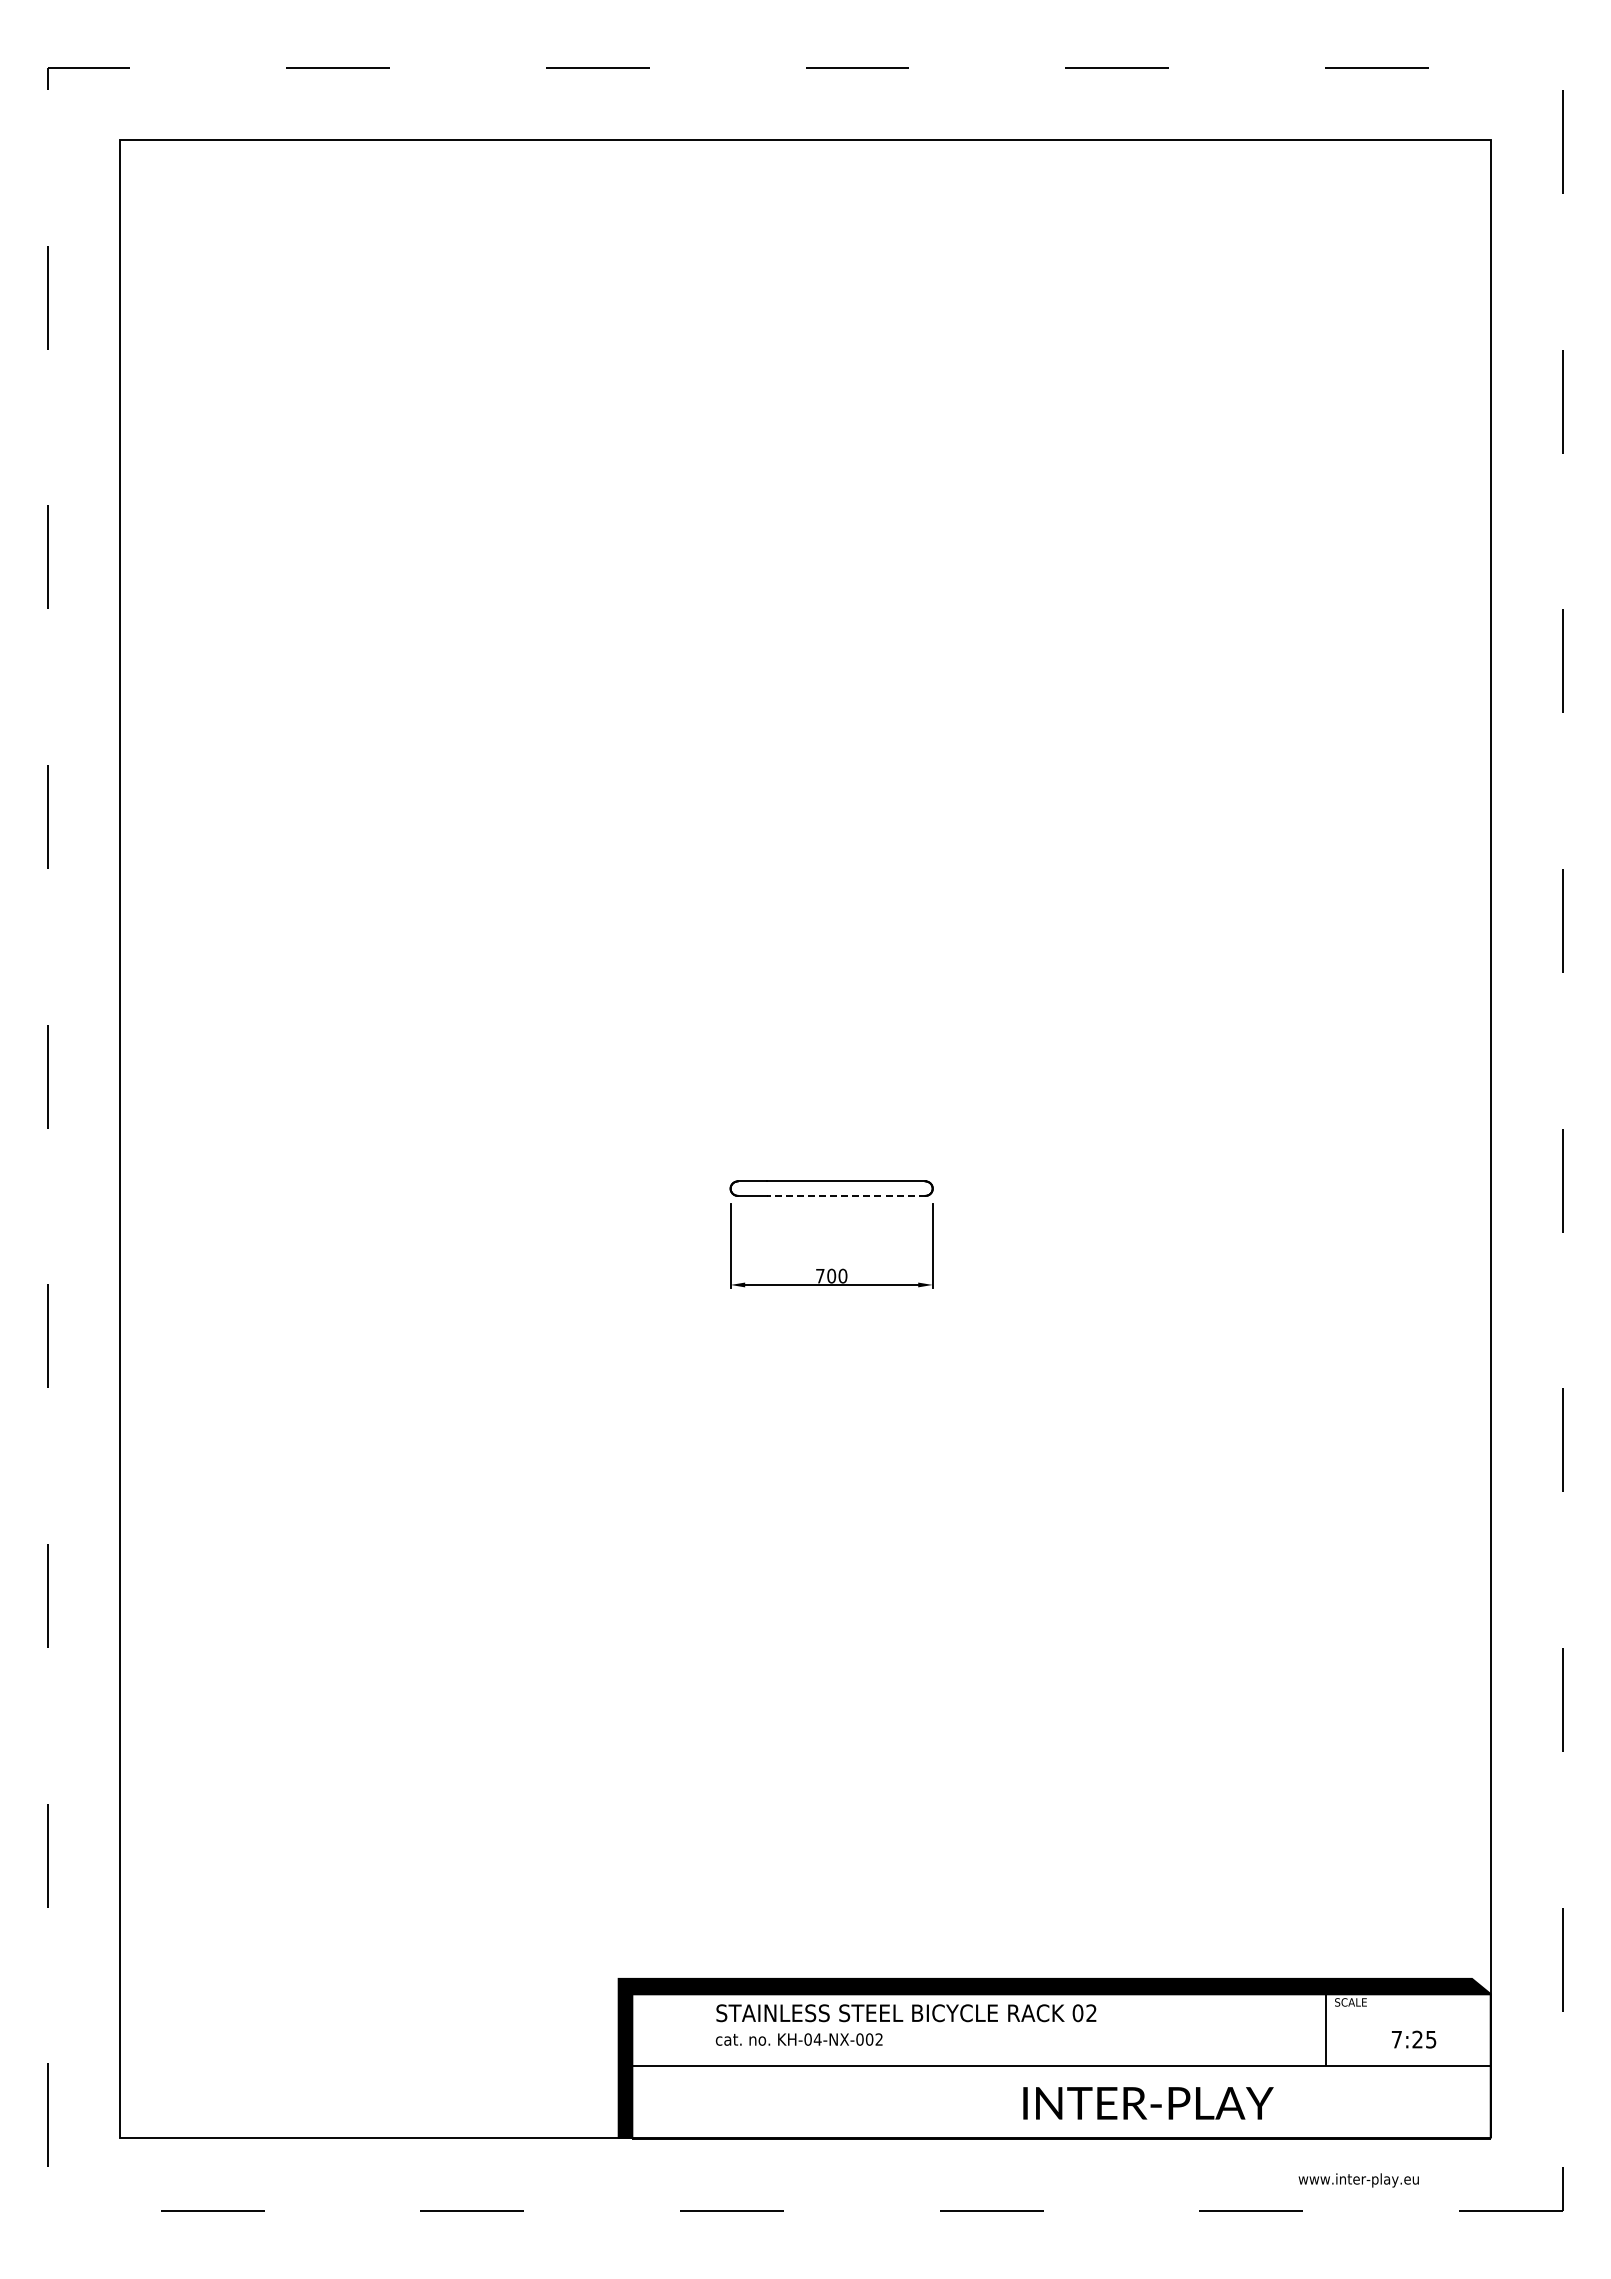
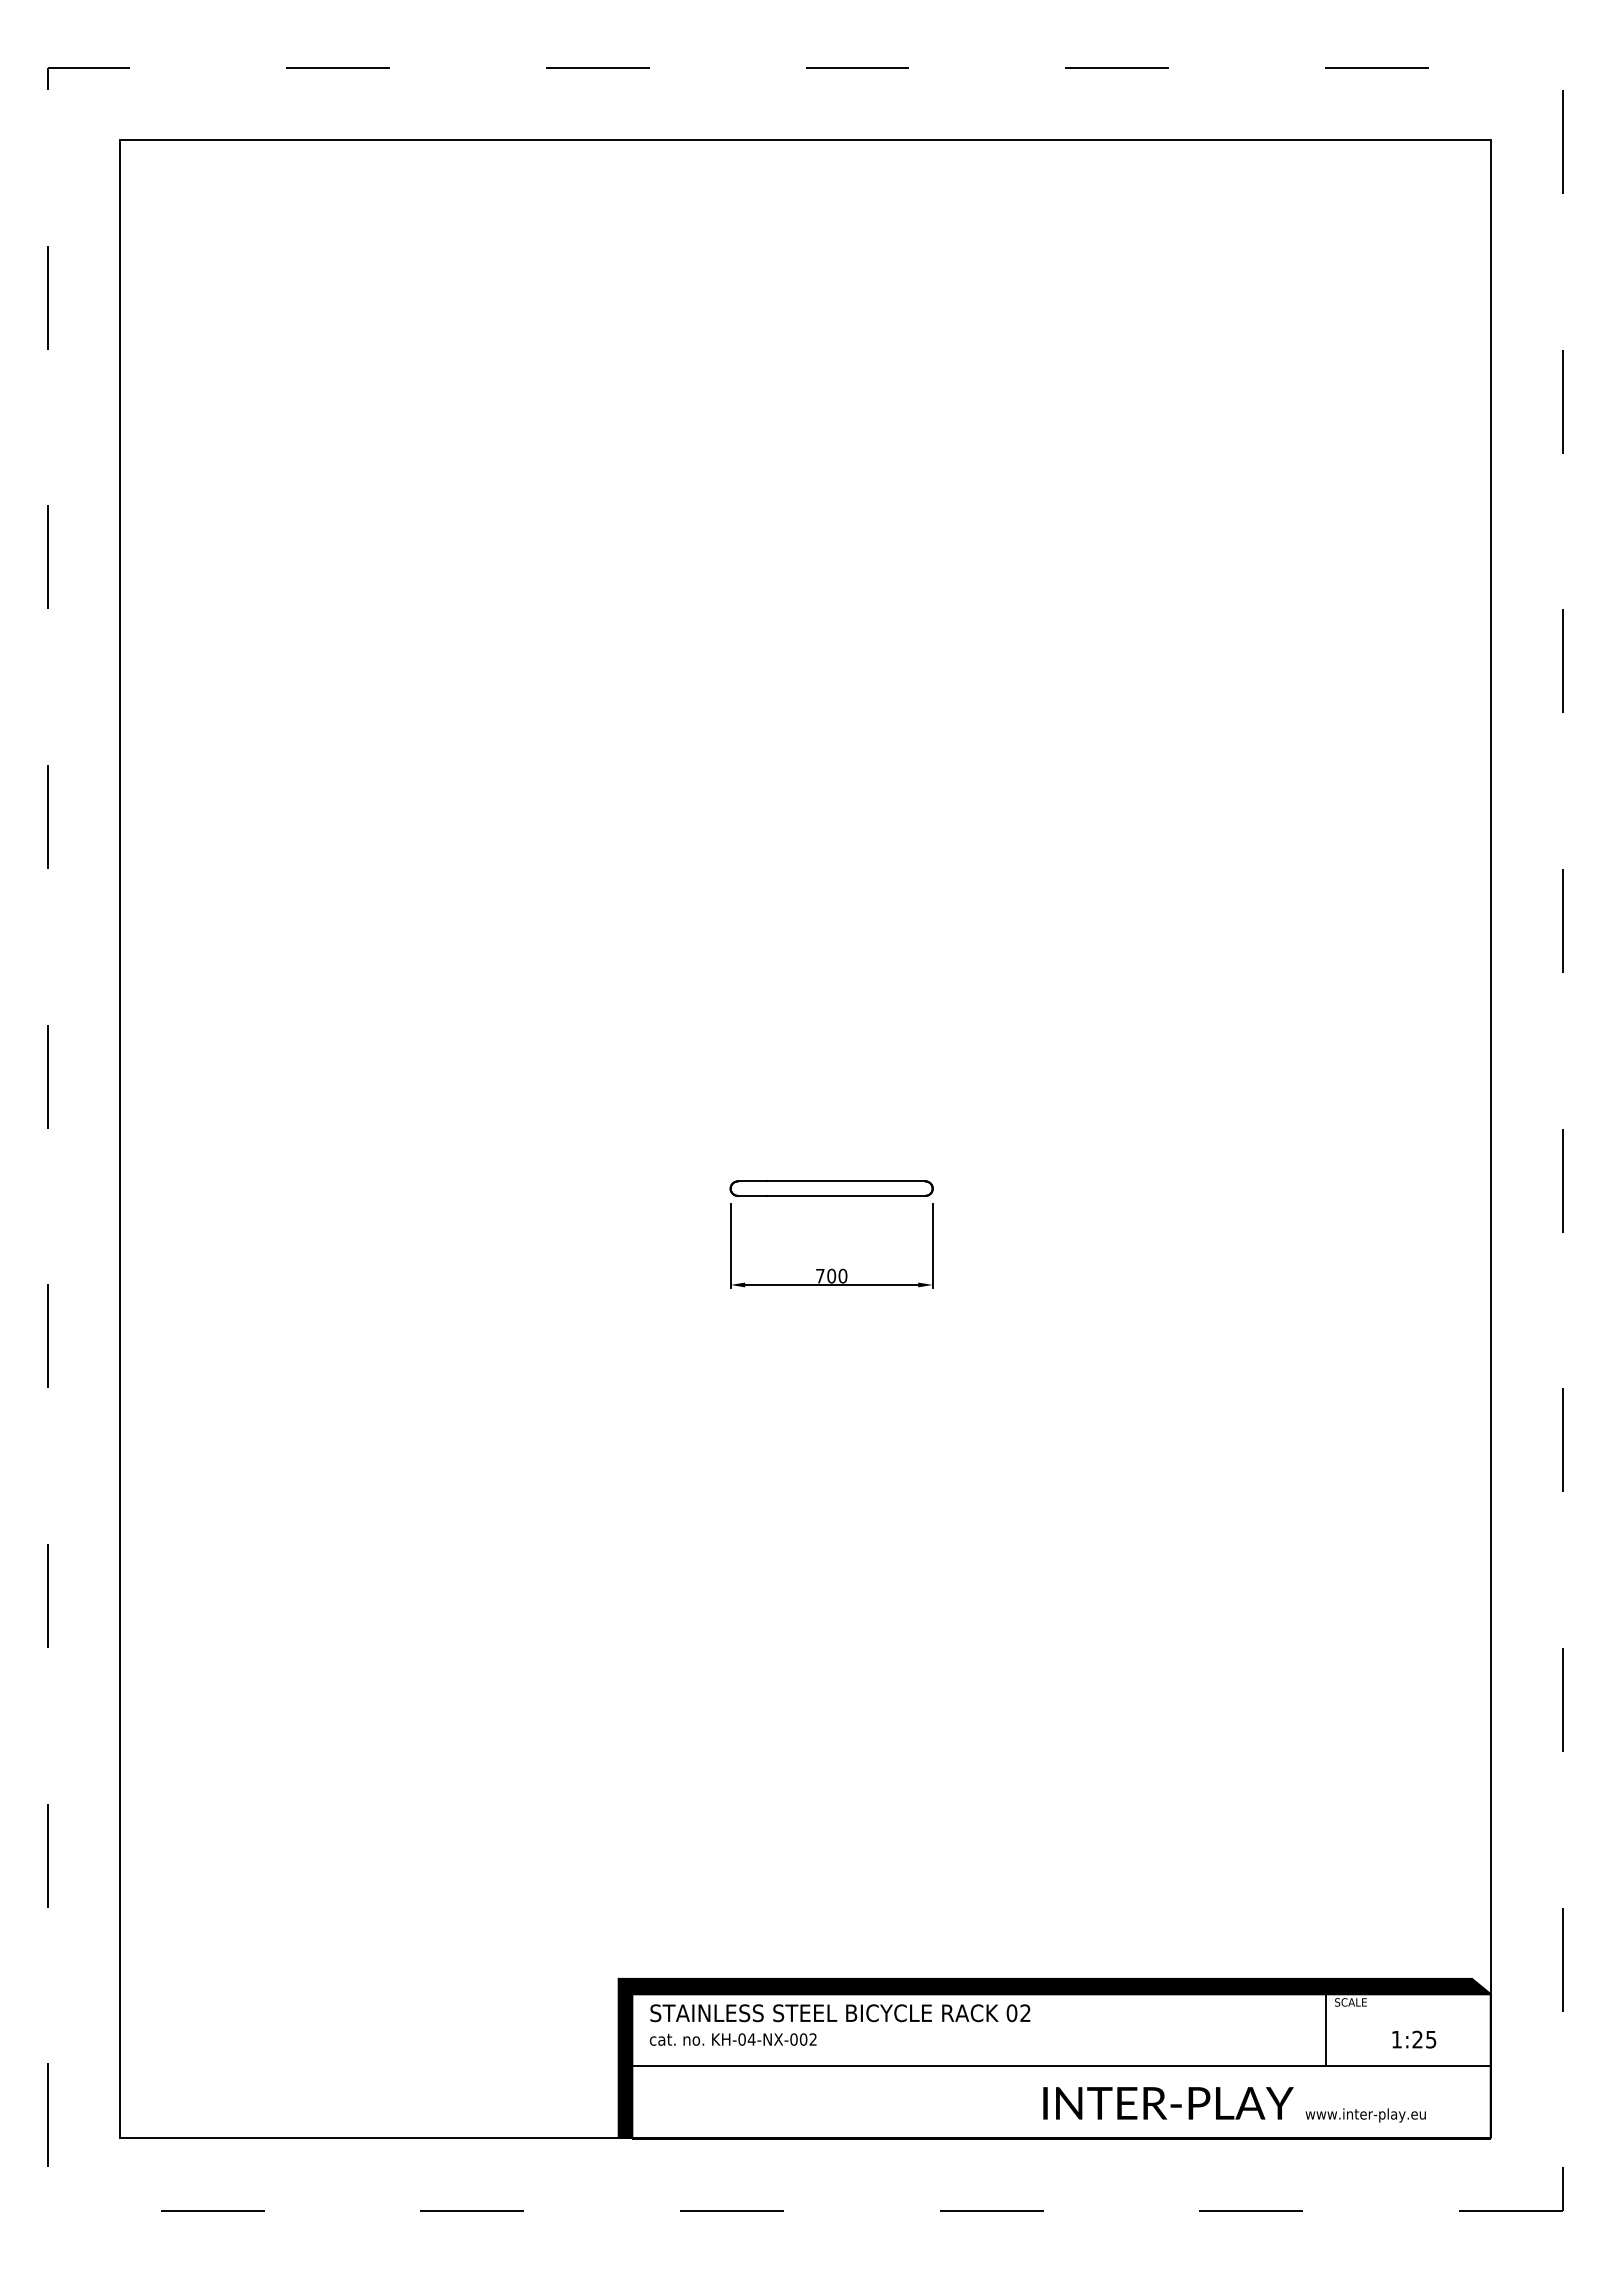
line: dashed -> solid (845, 1195)
text position: (905, 2024) -> (839, 2024) (839, 2024)
text: 7:25 -> 1:25 (1396, 2039)
text position: (1148, 2103) -> (1168, 2103) (1168, 2103)
text position: (1358, 2180) -> (1365, 2115) (1365, 2115)
